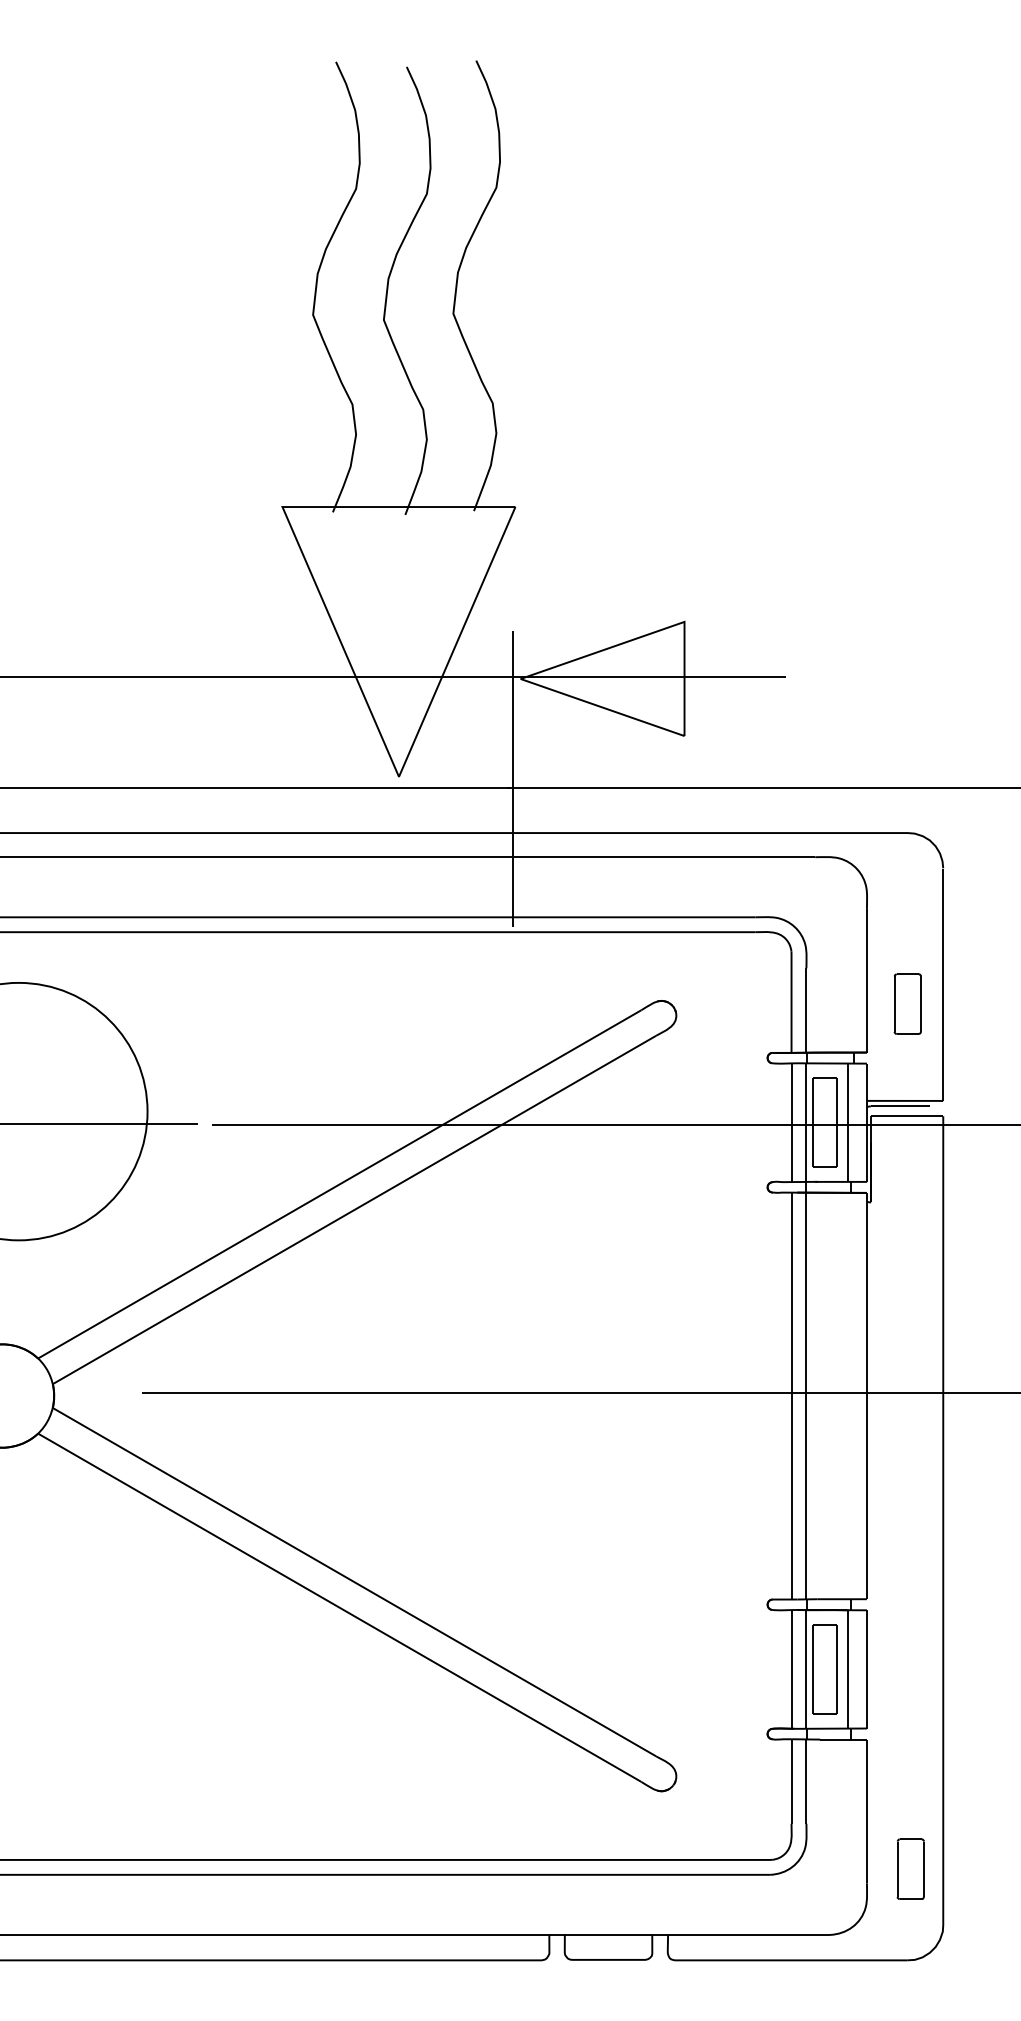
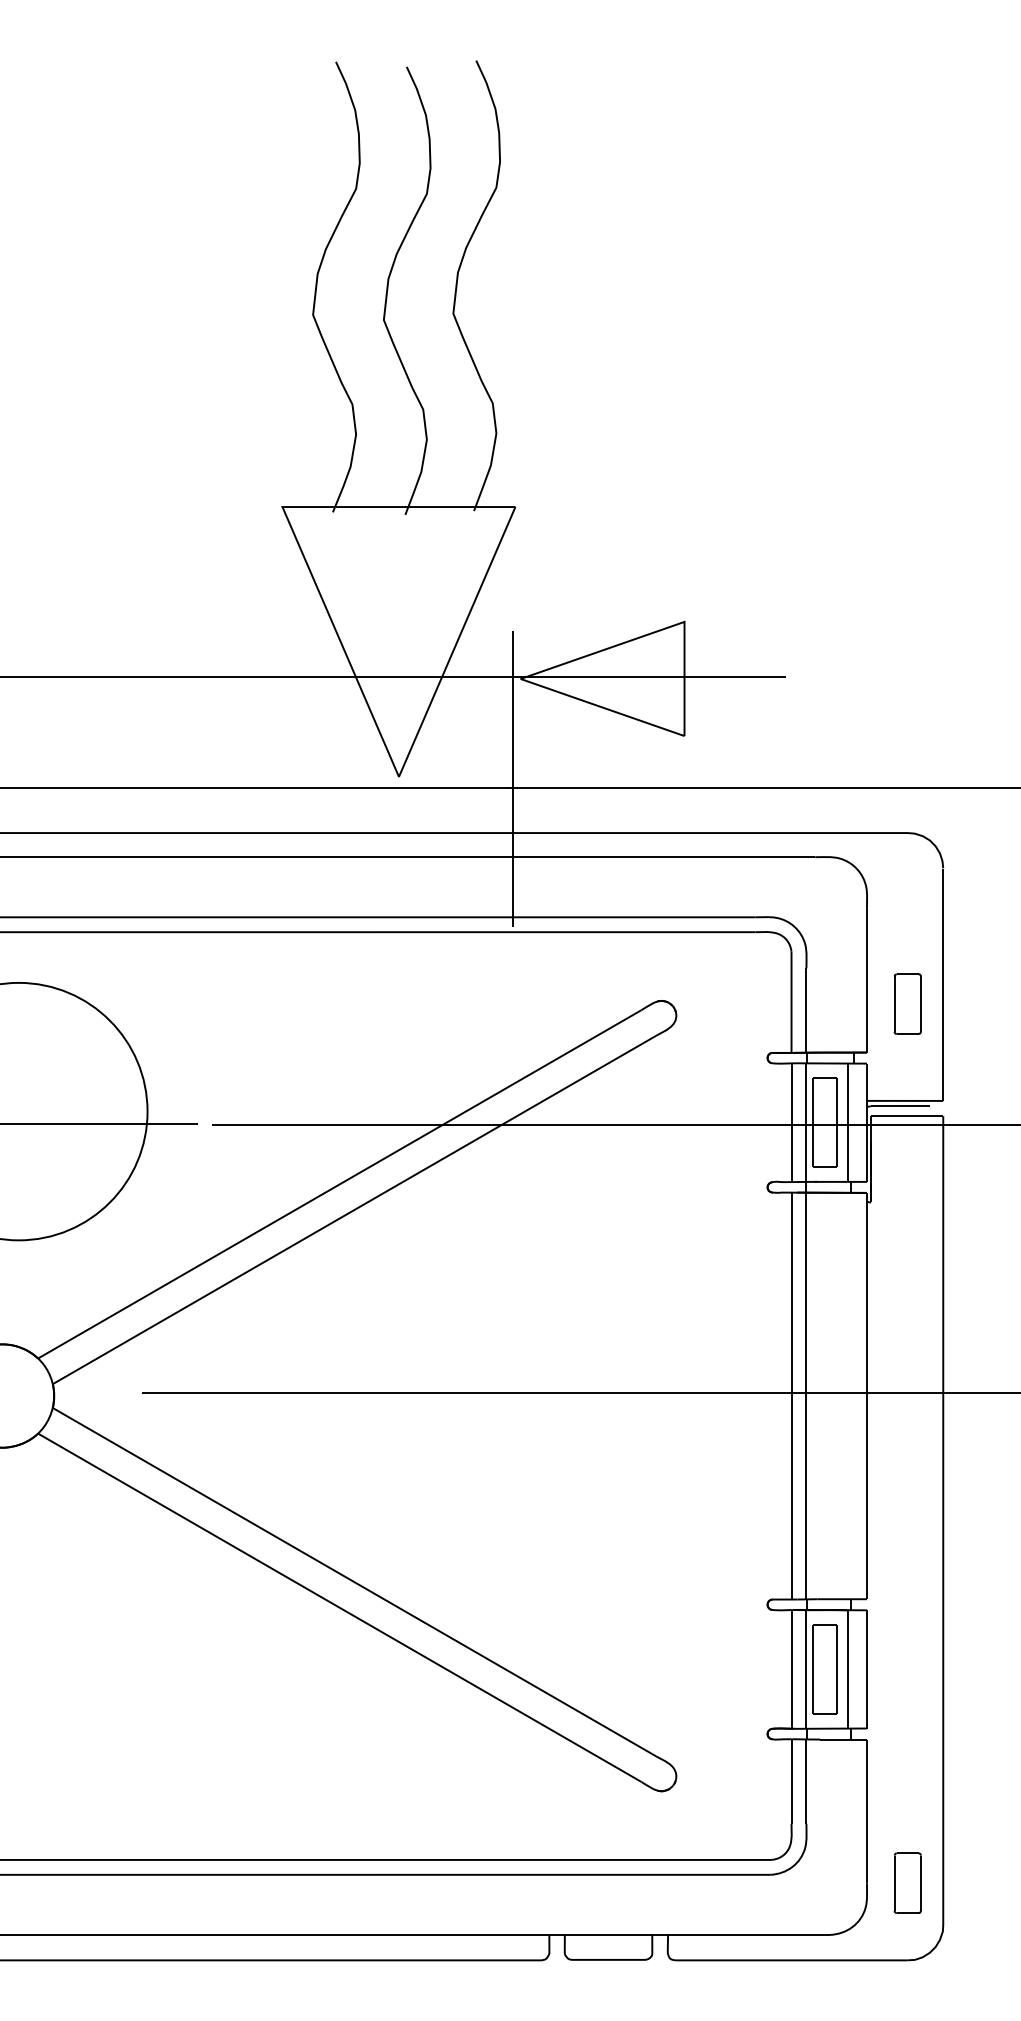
part position: (910, 1868) -> (907, 1882) (907, 1882)
